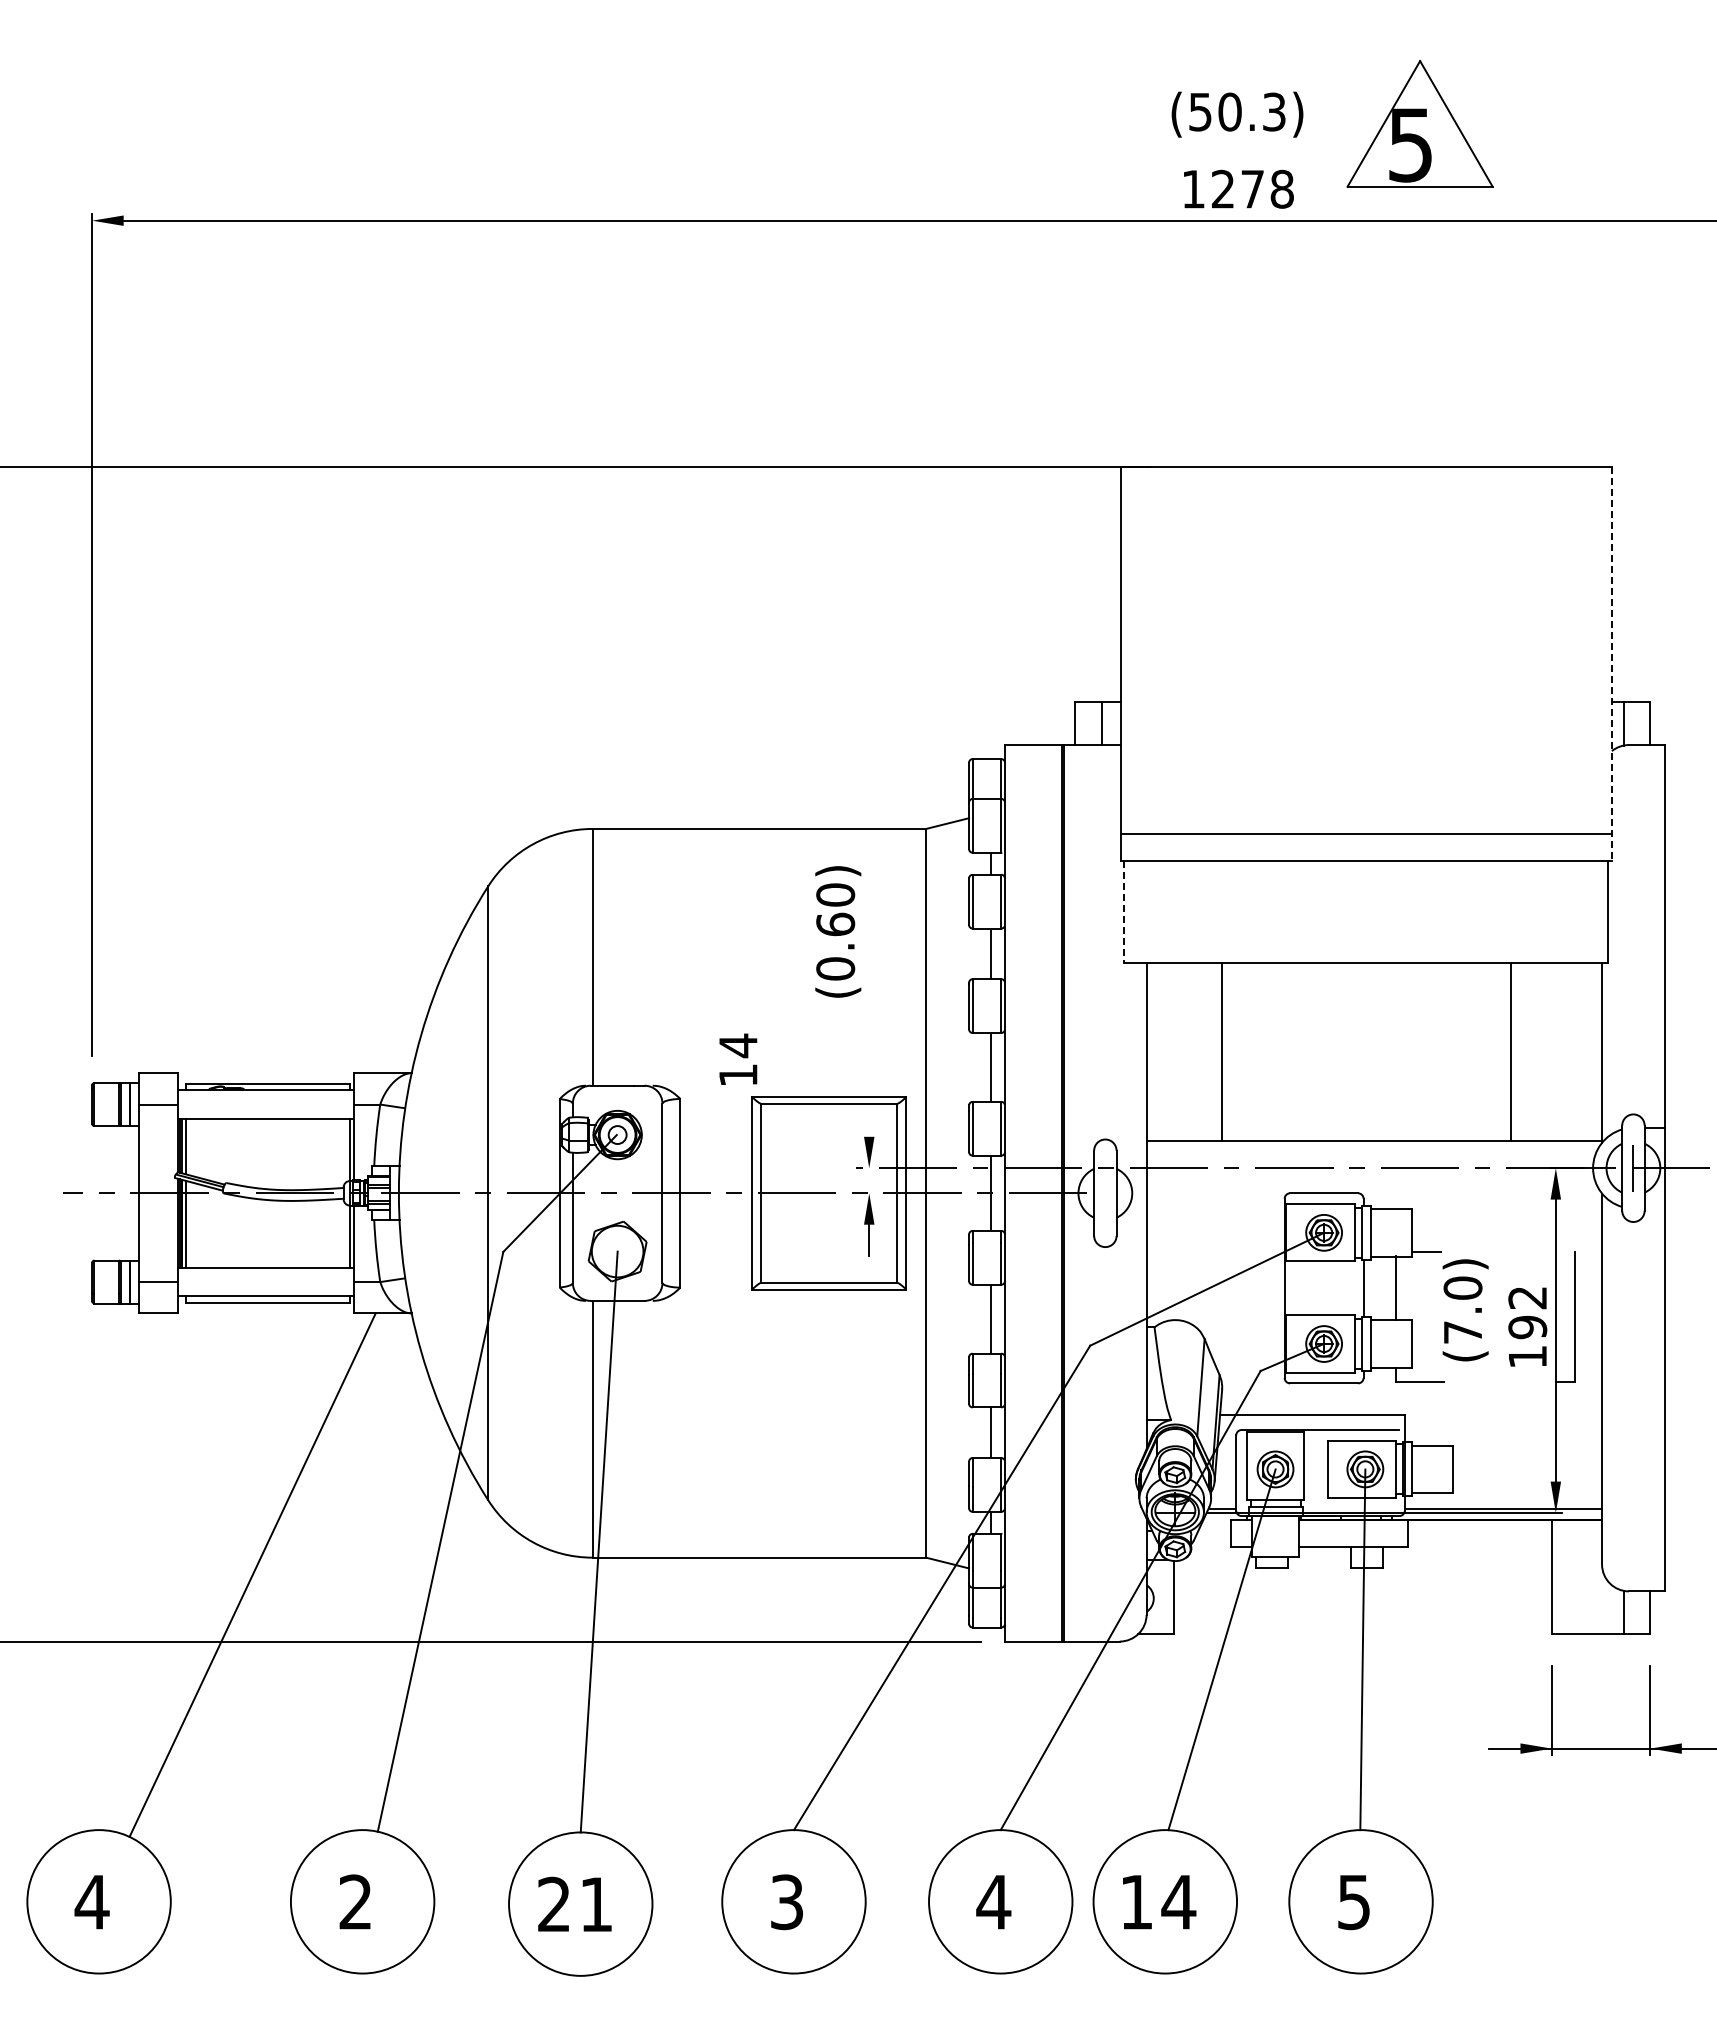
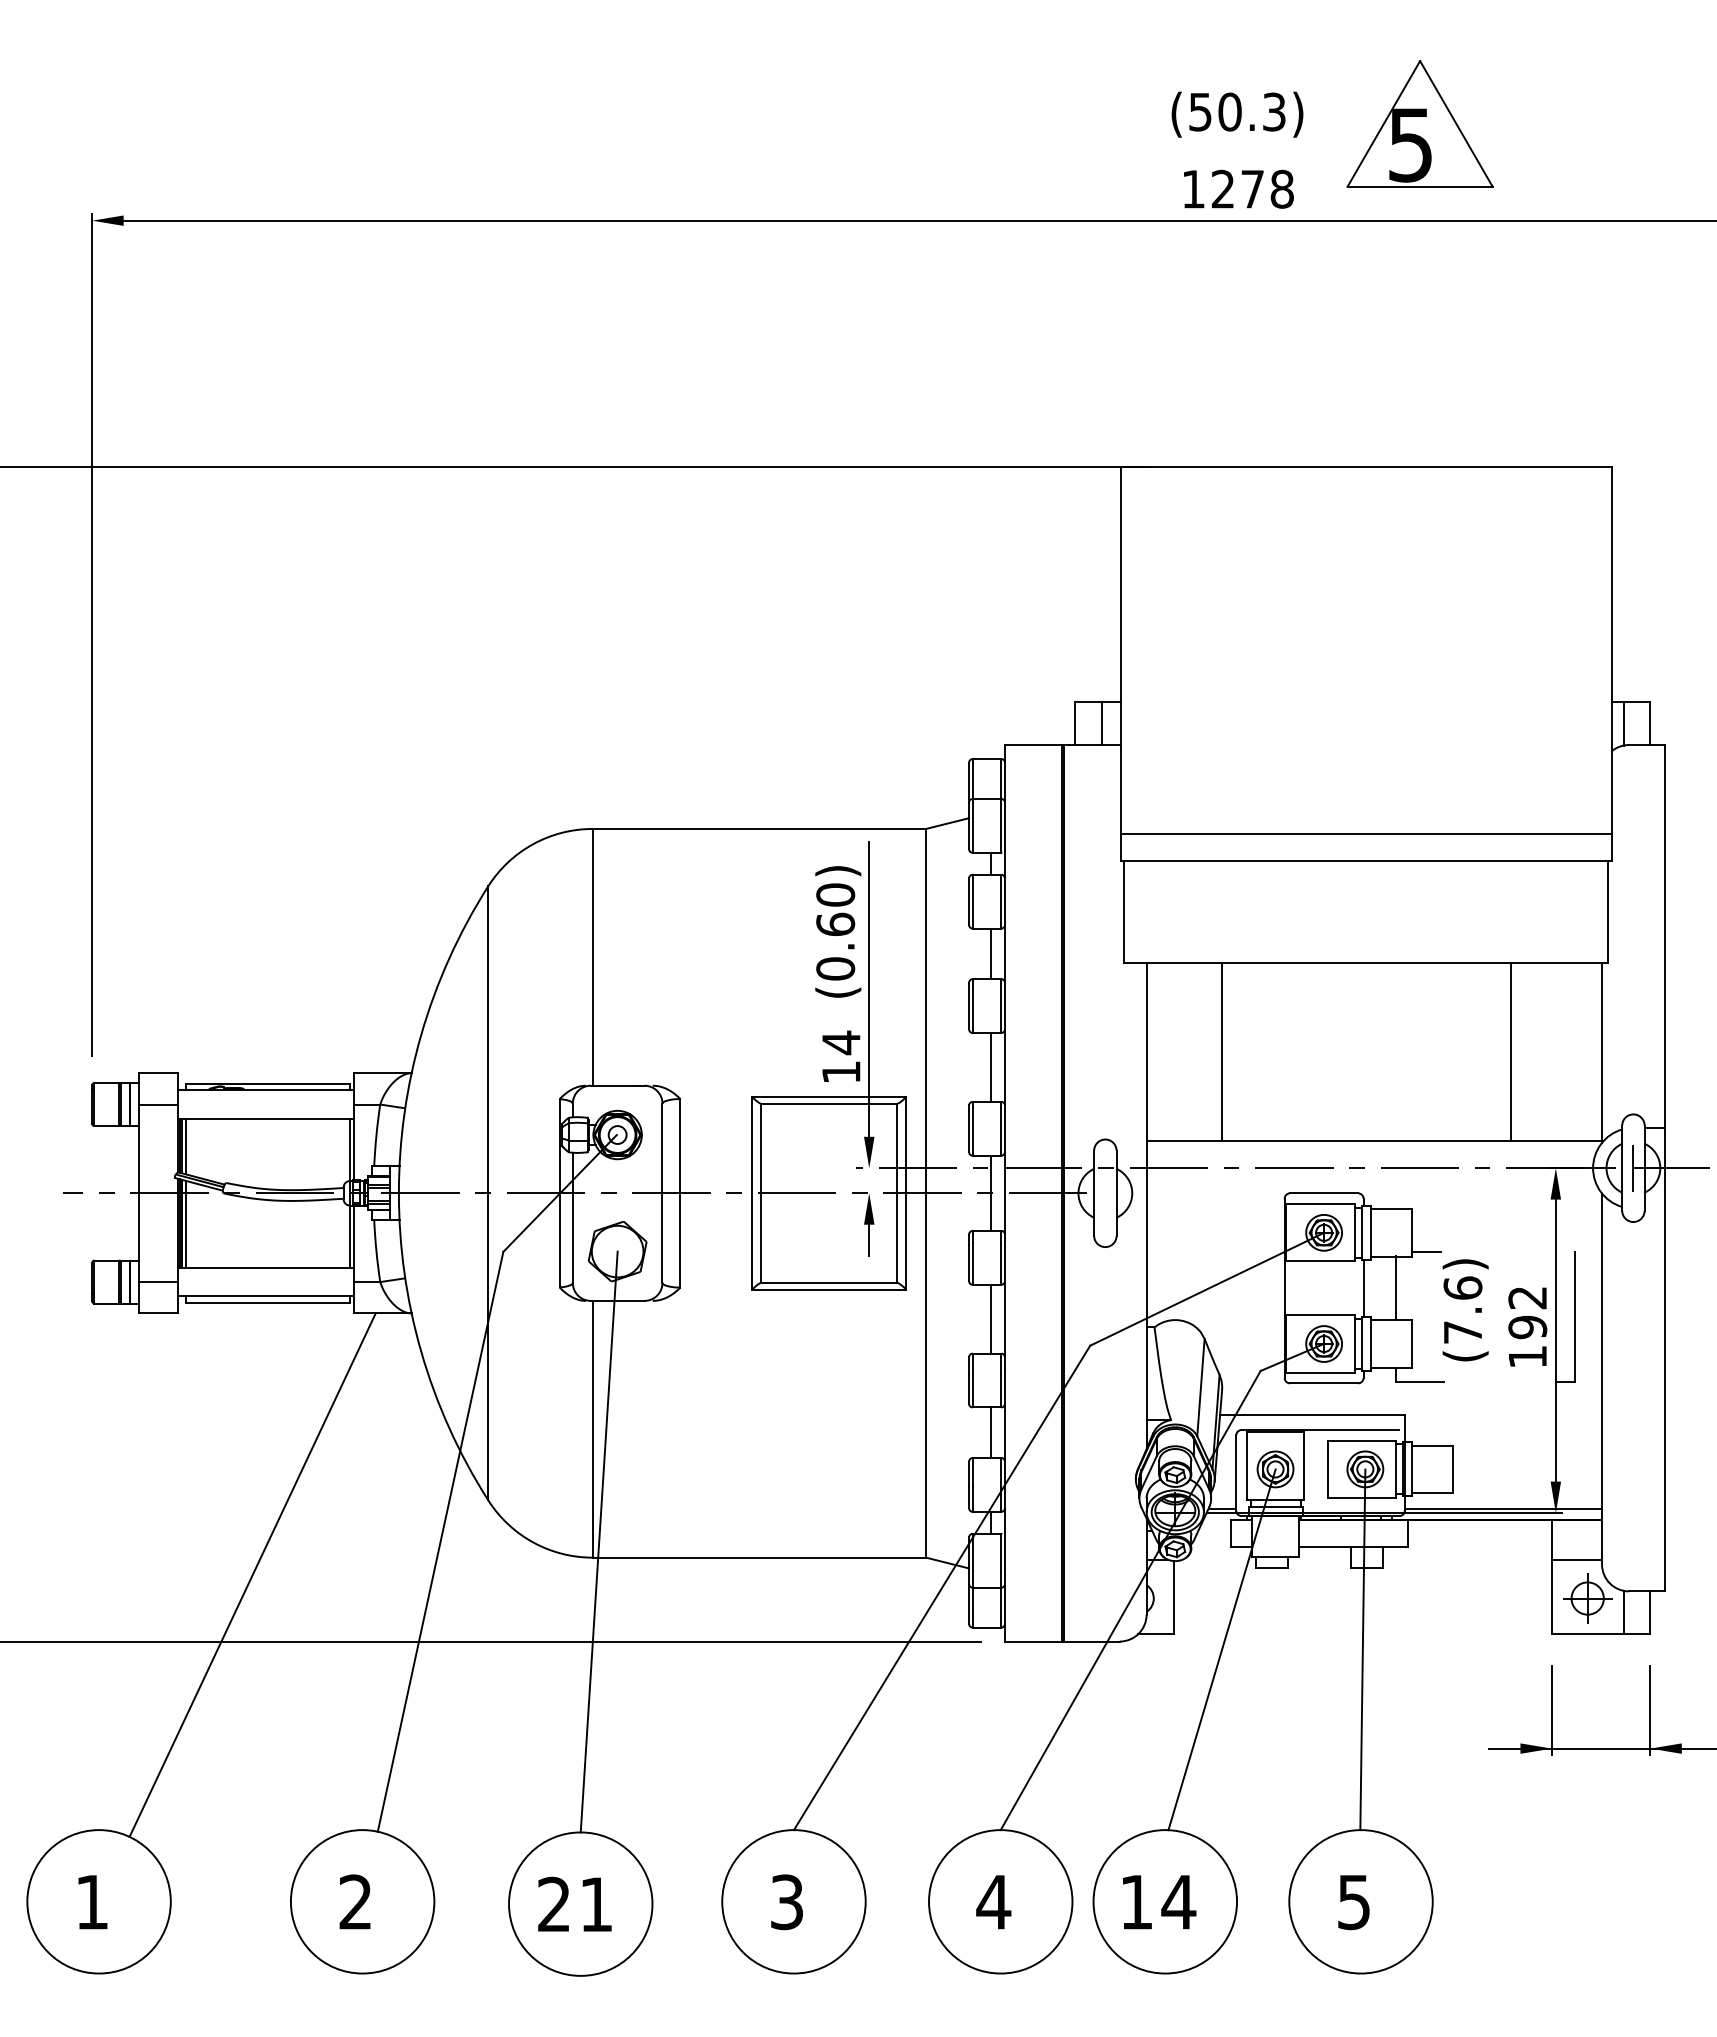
line: dashed -> solid (1611, 664)
line: dashed -> solid (1124, 912)
line: none -> present (869, 988)
text position: (738, 1058) -> (841, 1055) (841, 1055)
text: (7.0) -> (7.6) (1462, 1287)
line: none -> present (1576, 1559)
part: none -> present (1587, 1598)
text: 4 -> 1 (91, 1902)
